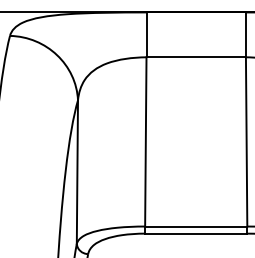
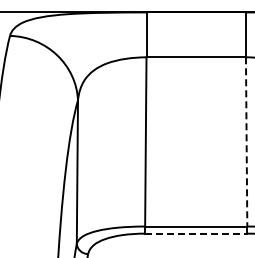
line: solid -> dashed (246, 141)
line: solid -> dashed (196, 233)
